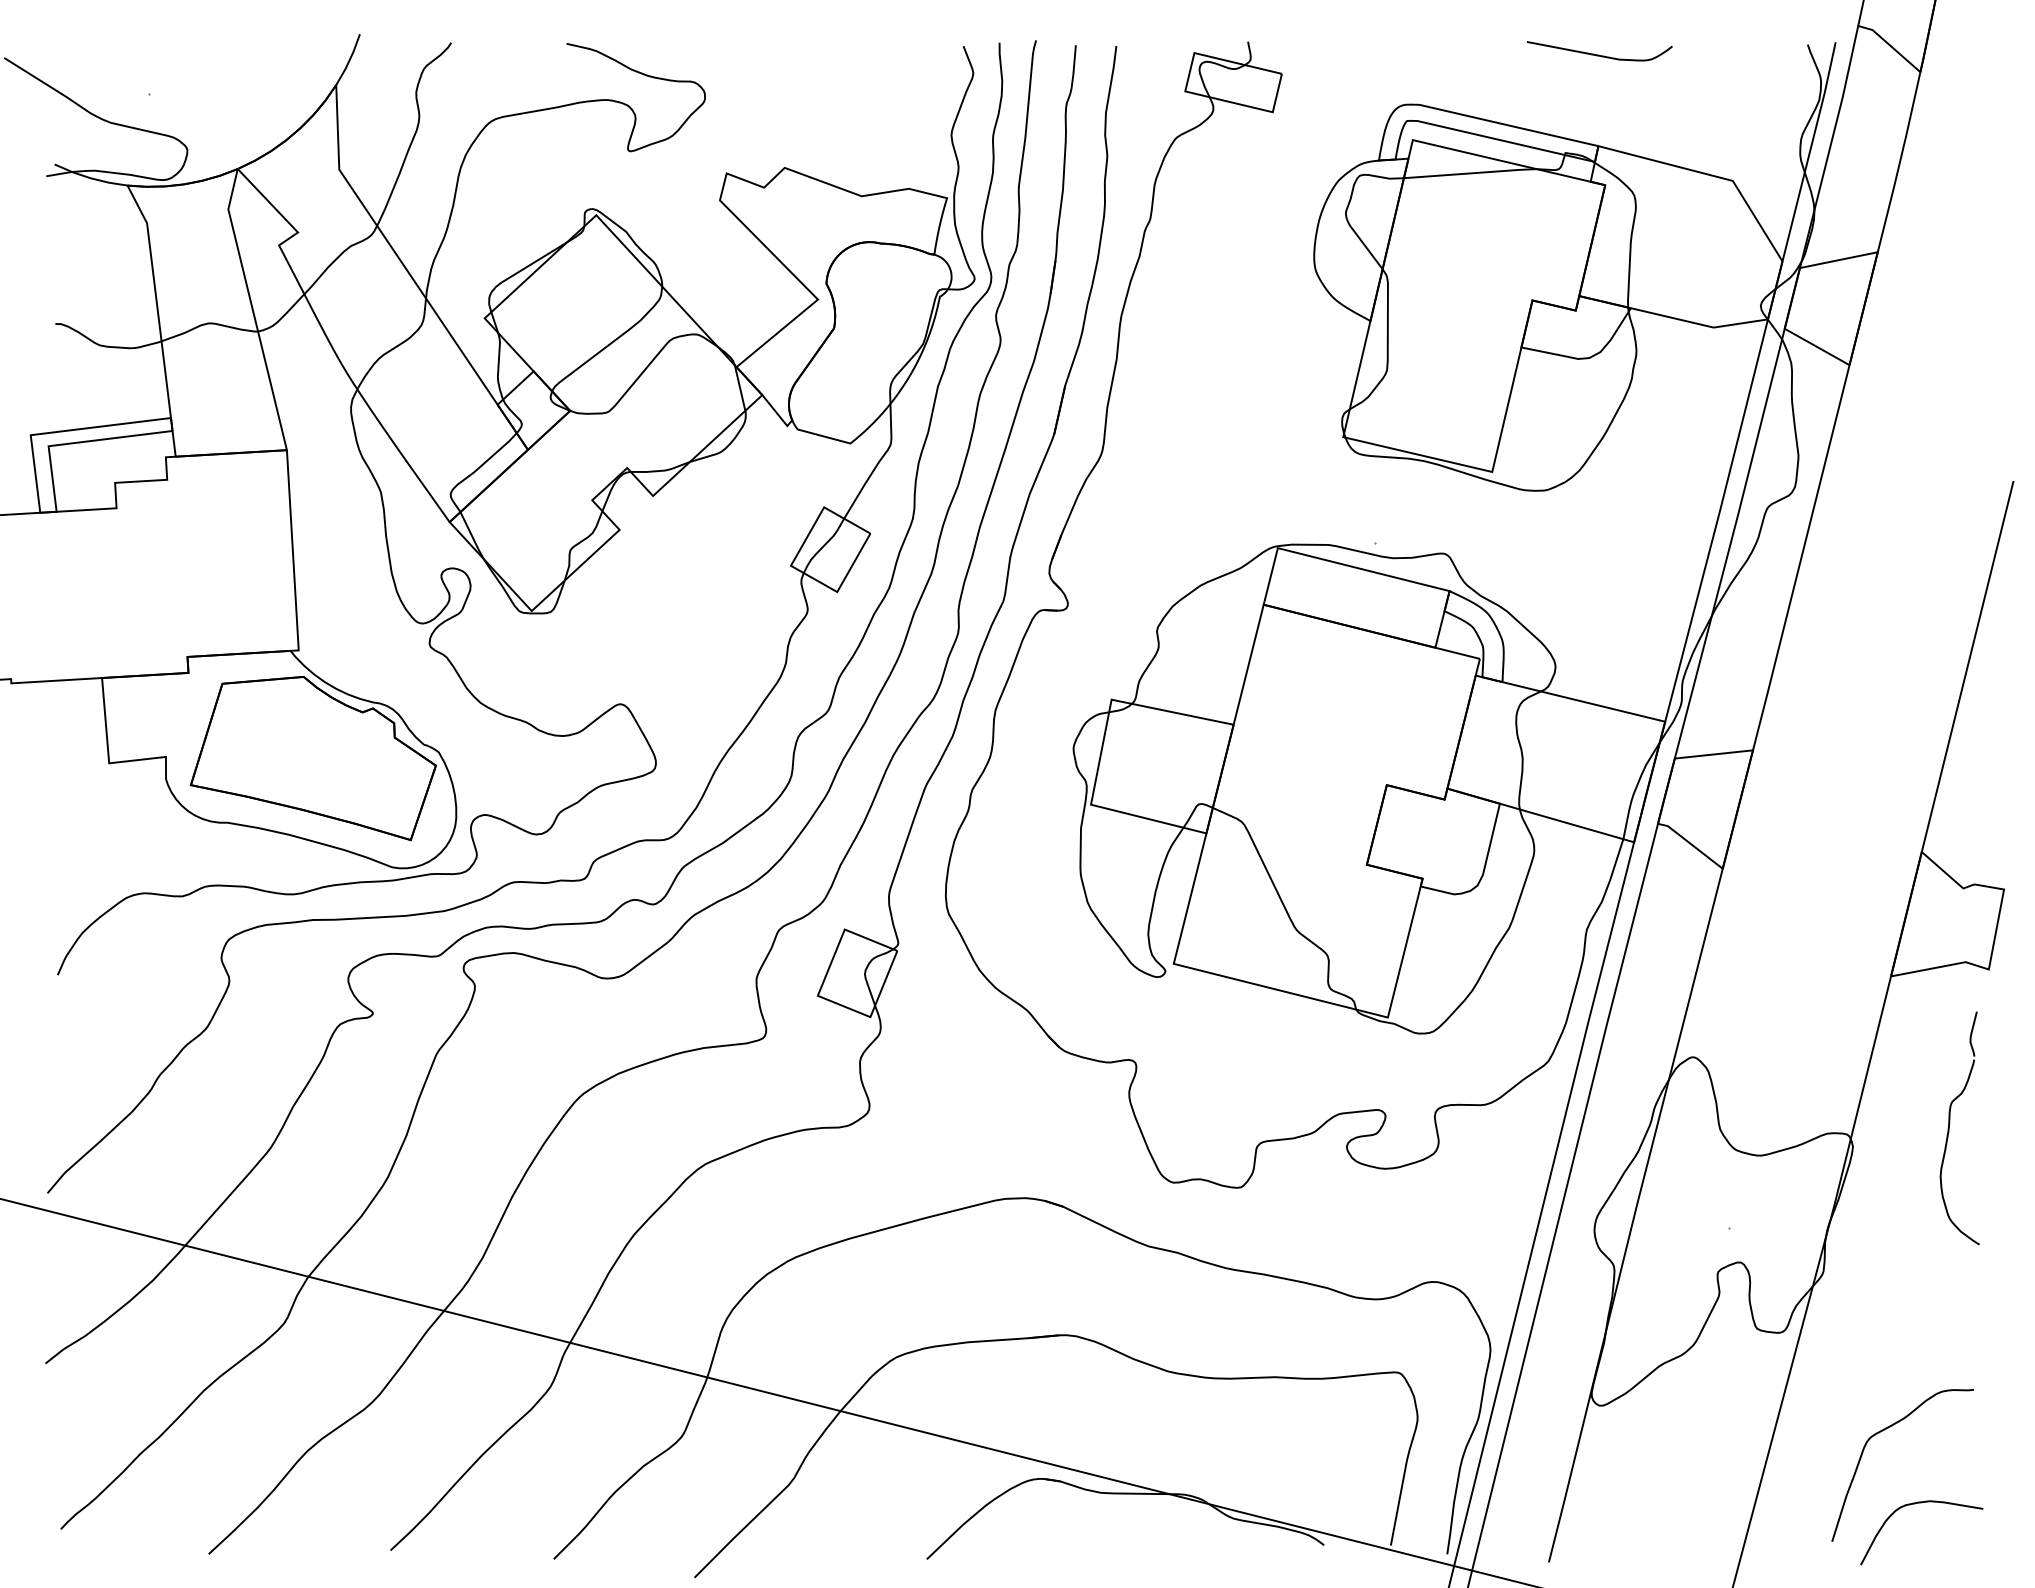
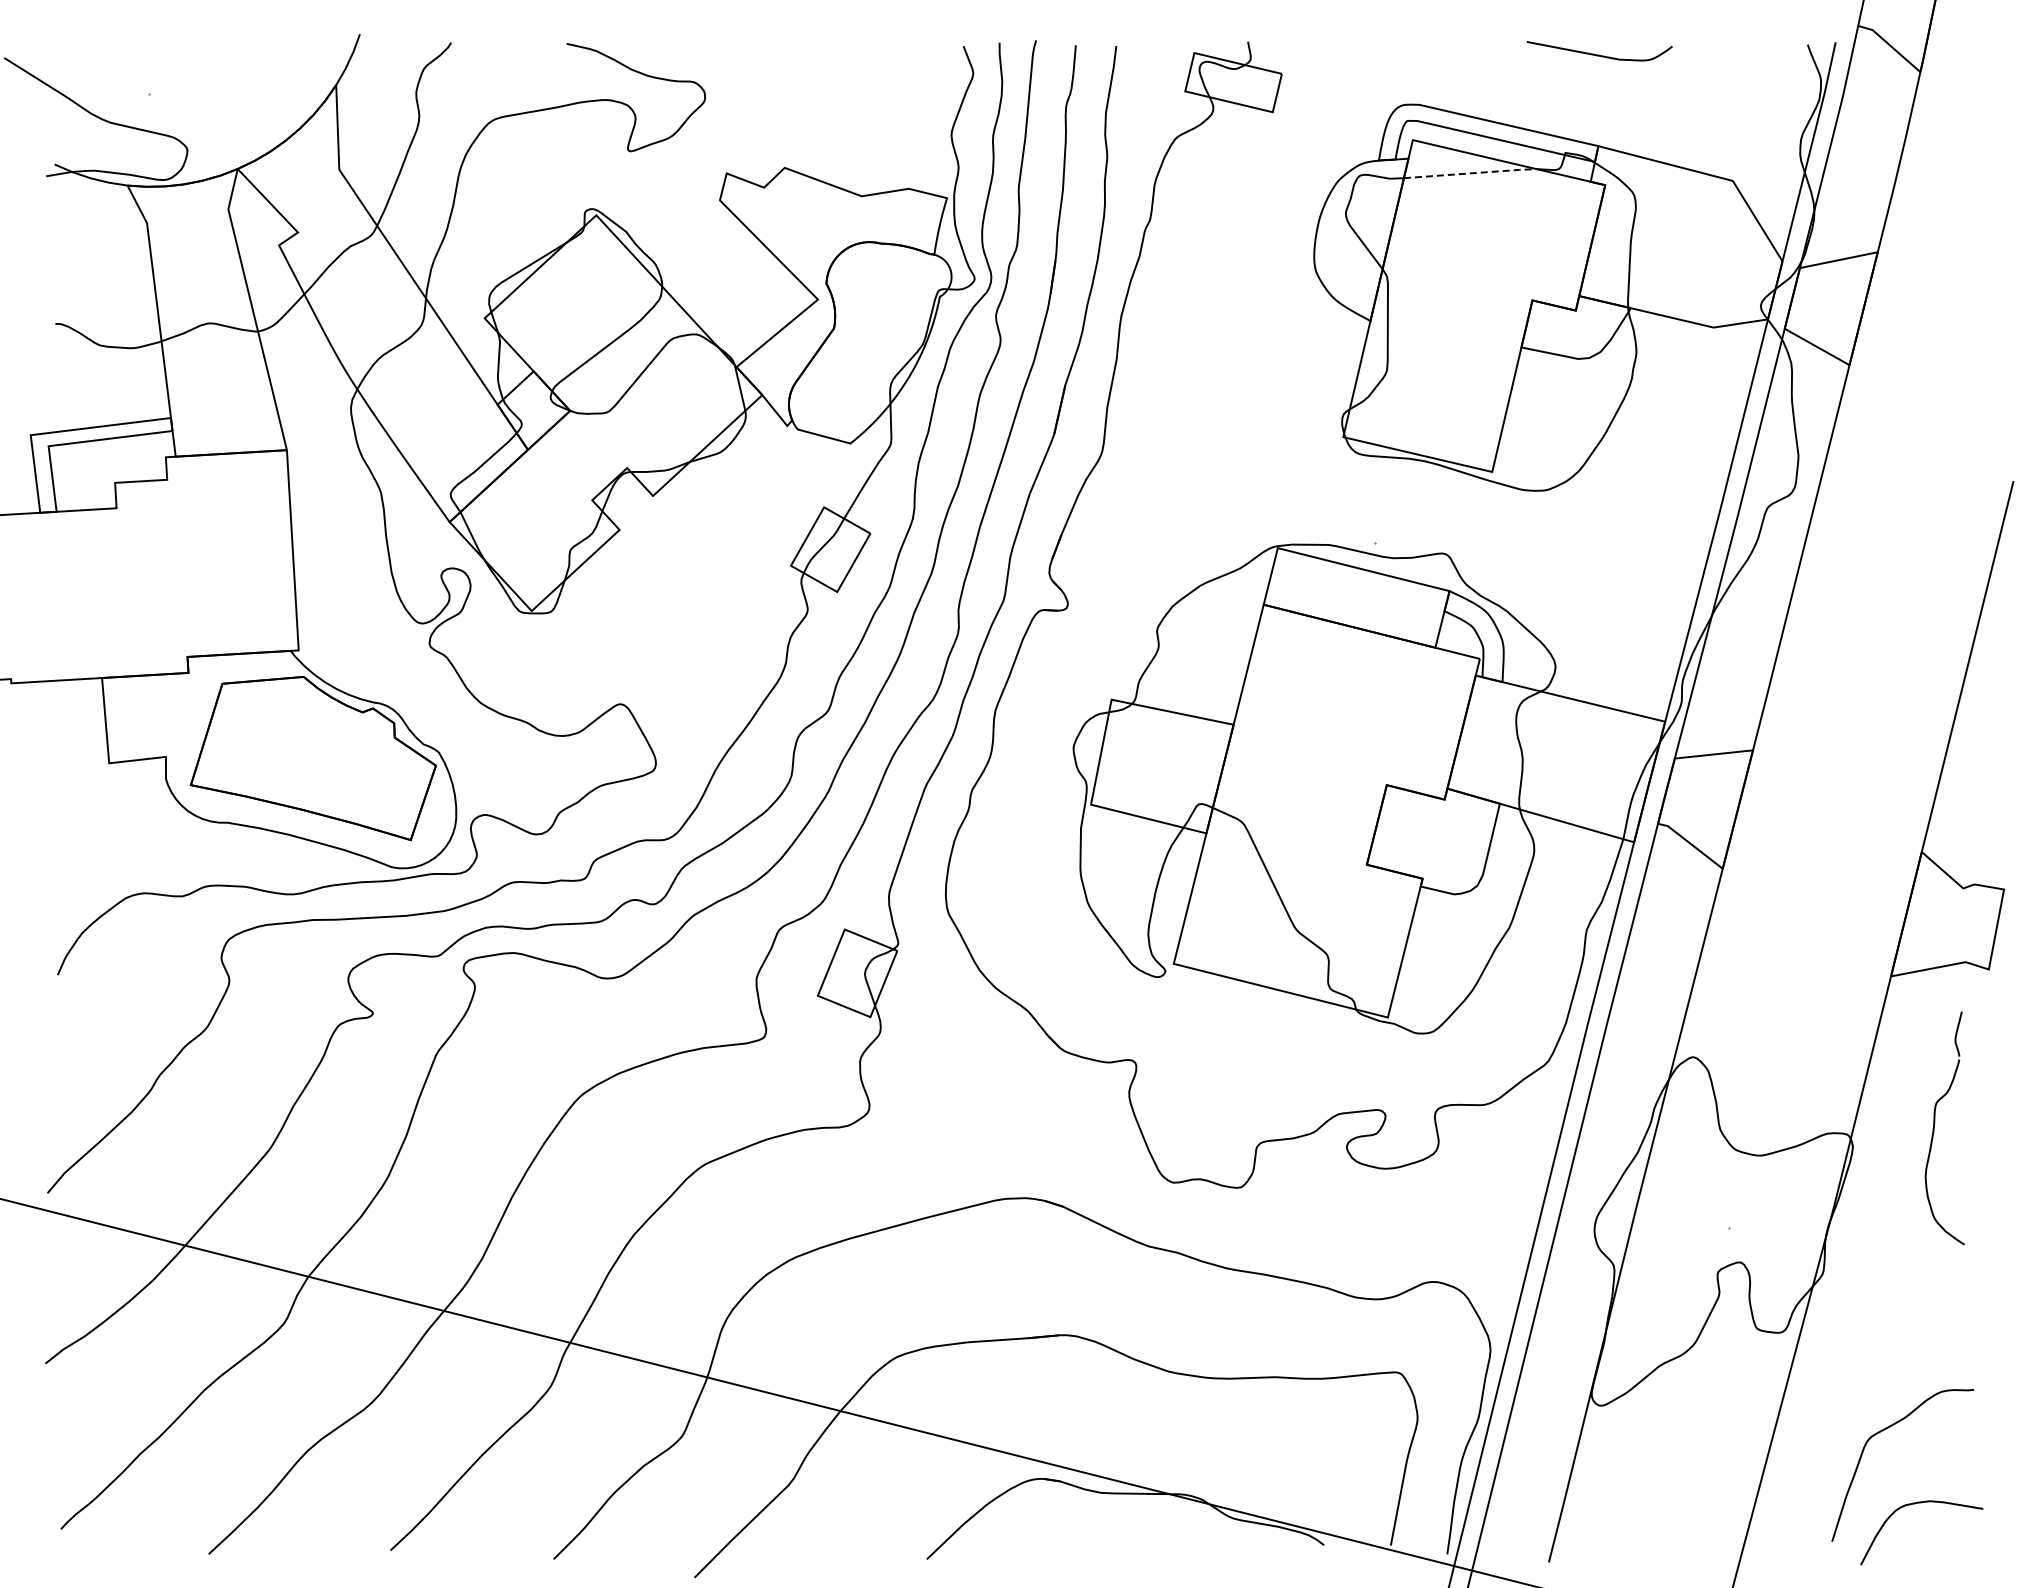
line: solid -> dashed (1471, 173)
part position: (1949, 1128) -> (1934, 1128) (1934, 1128)
